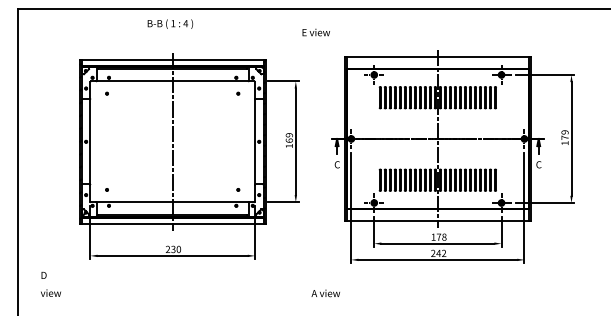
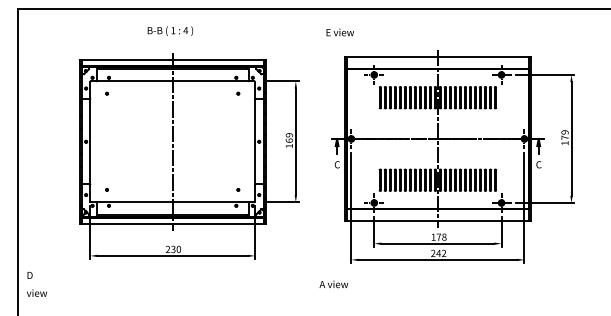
text position: (170, 23) -> (170, 30) (170, 30)
text position: (315, 32) -> (339, 32) (339, 32)
text position: (50, 283) -> (36, 283) (36, 283)
text position: (325, 293) -> (333, 284) (333, 284)
